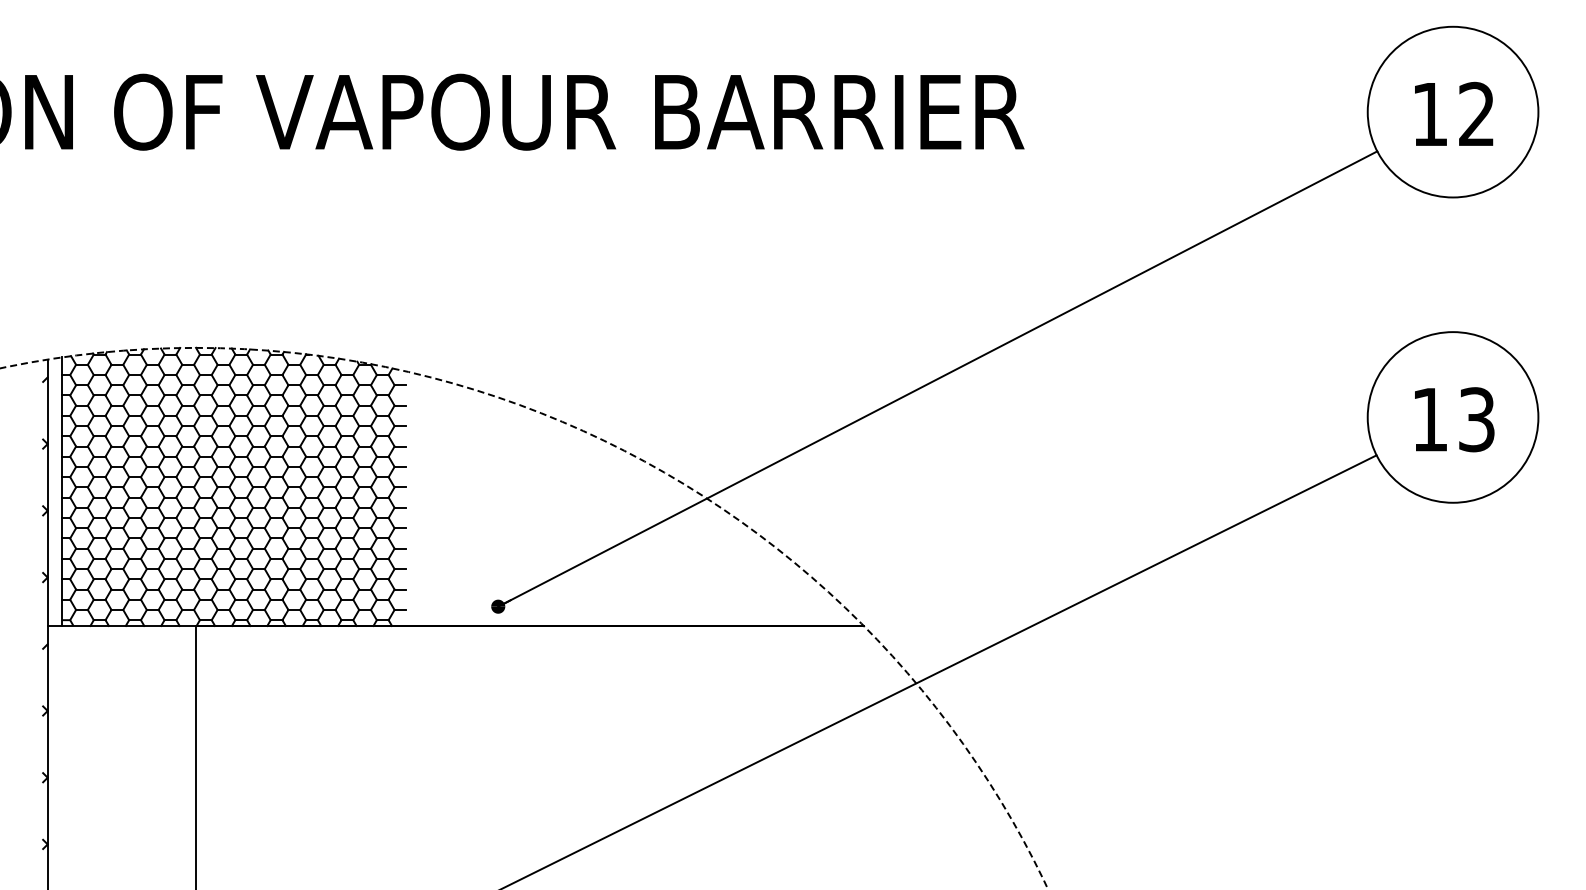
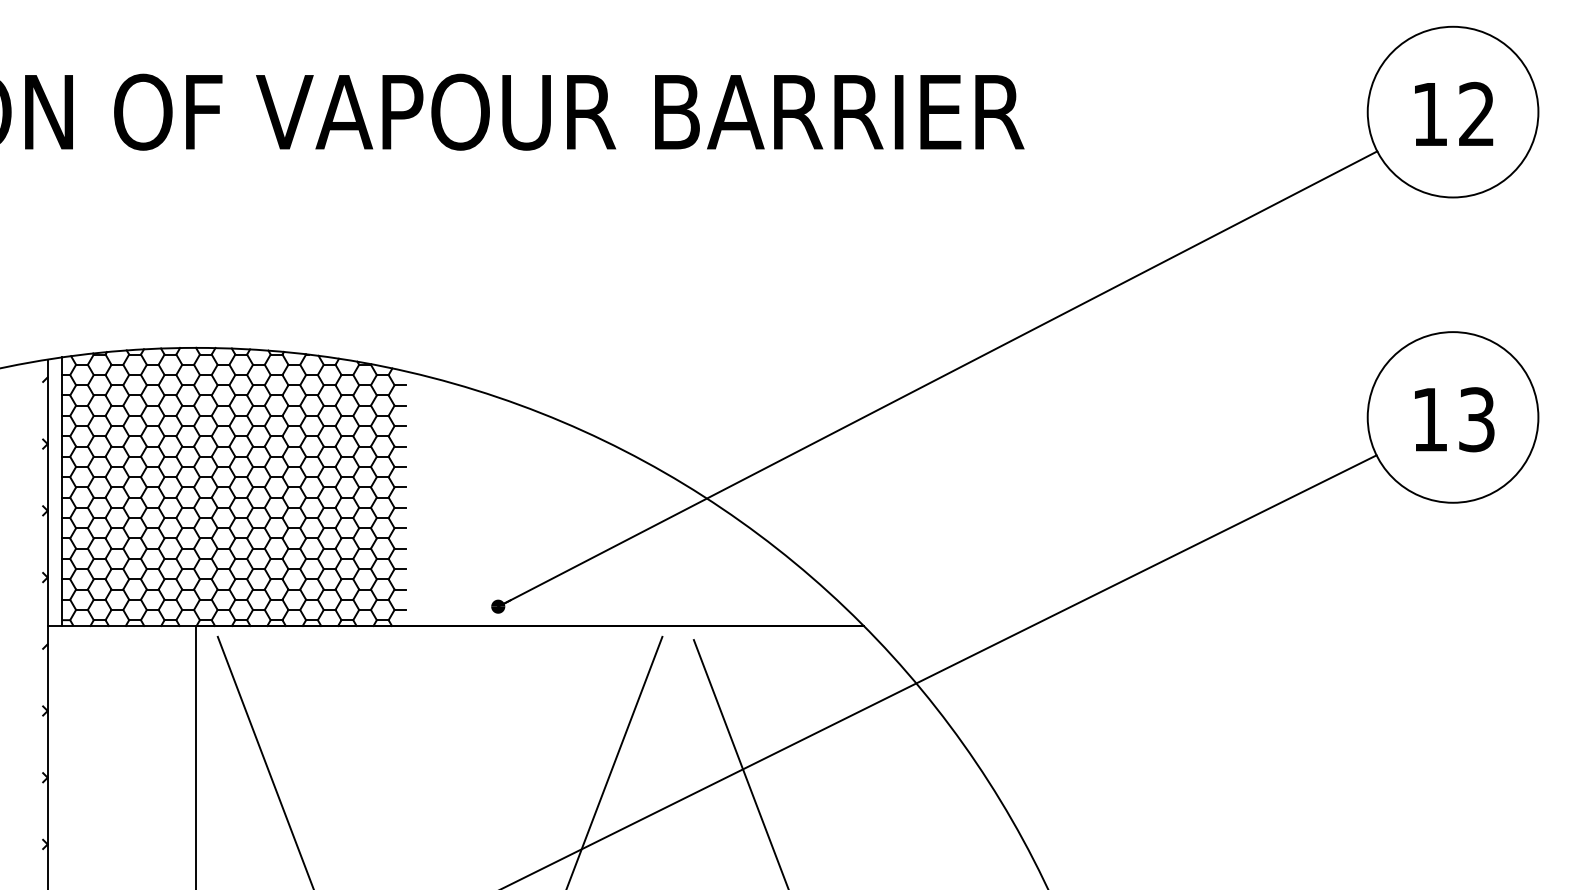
circle: dashed -> solid (524, 618)
line: none -> present (264, 761)
line: none -> present (614, 761)
line: none -> present (740, 763)
